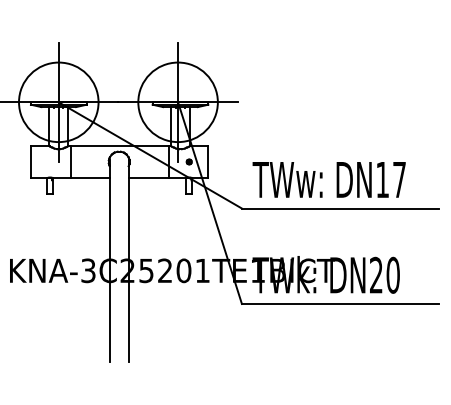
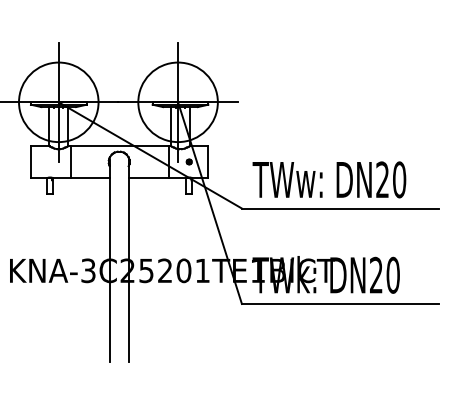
text: DN17 -> DN20 (391, 179)
